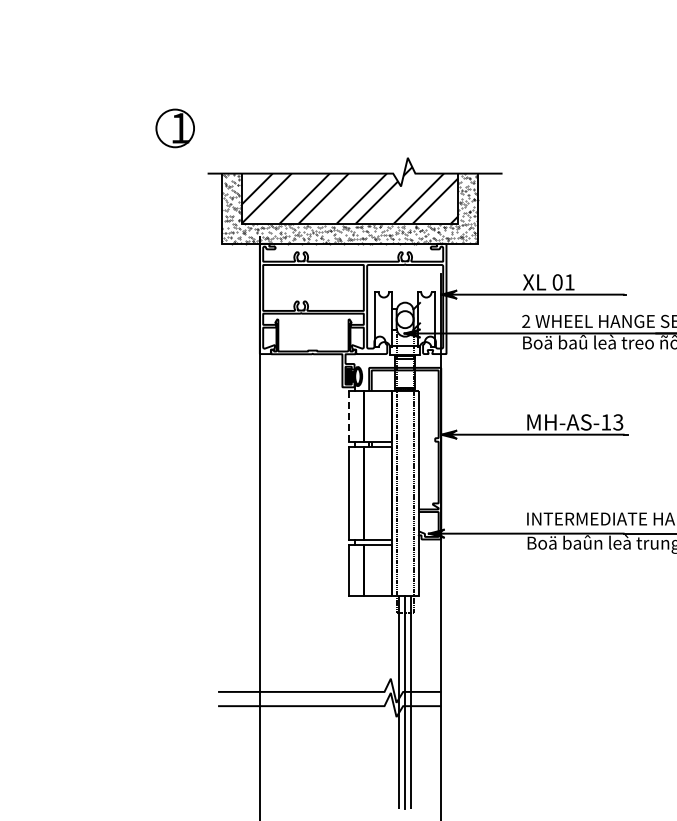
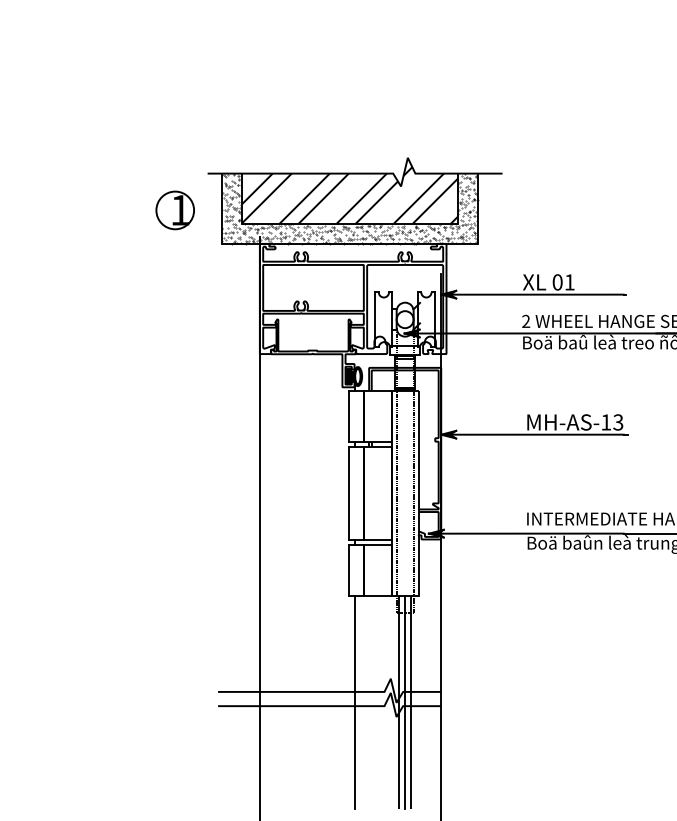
part position: (174, 128) -> (174, 210) (174, 210)
line: dashed -> solid (348, 415)
line: none -> present (354, 702)
